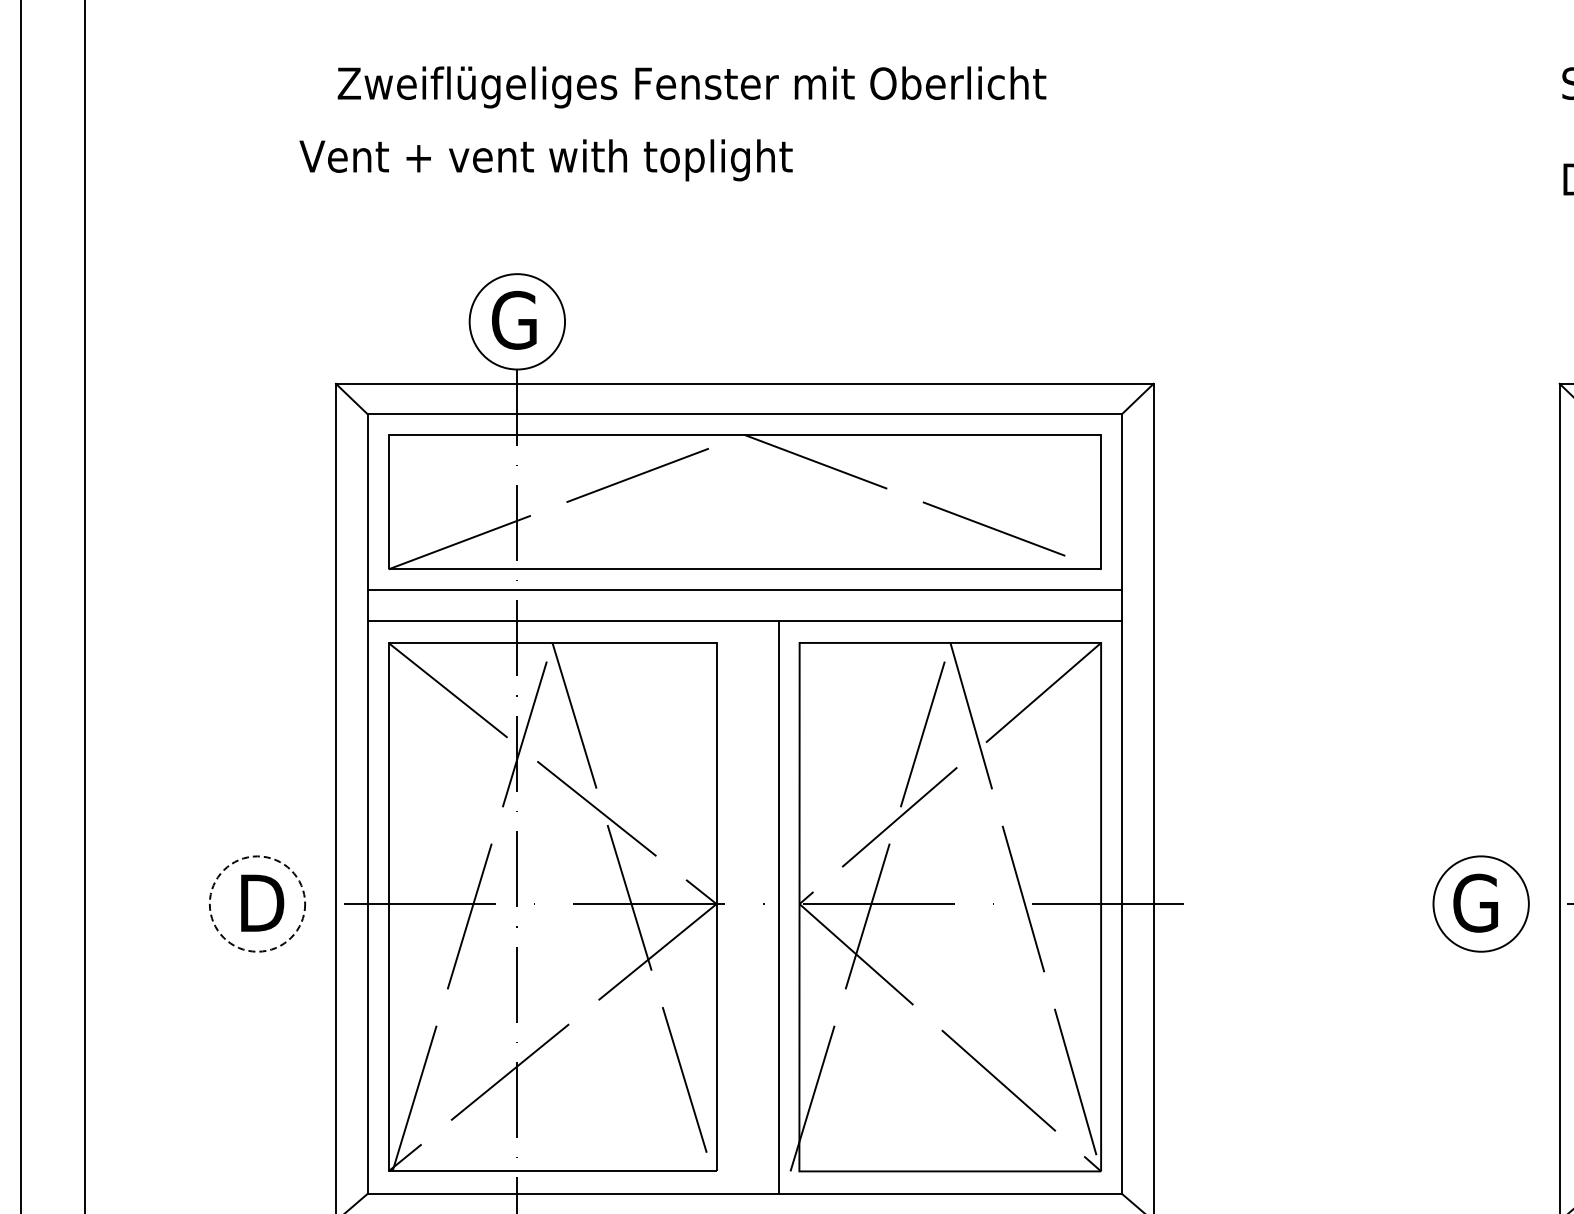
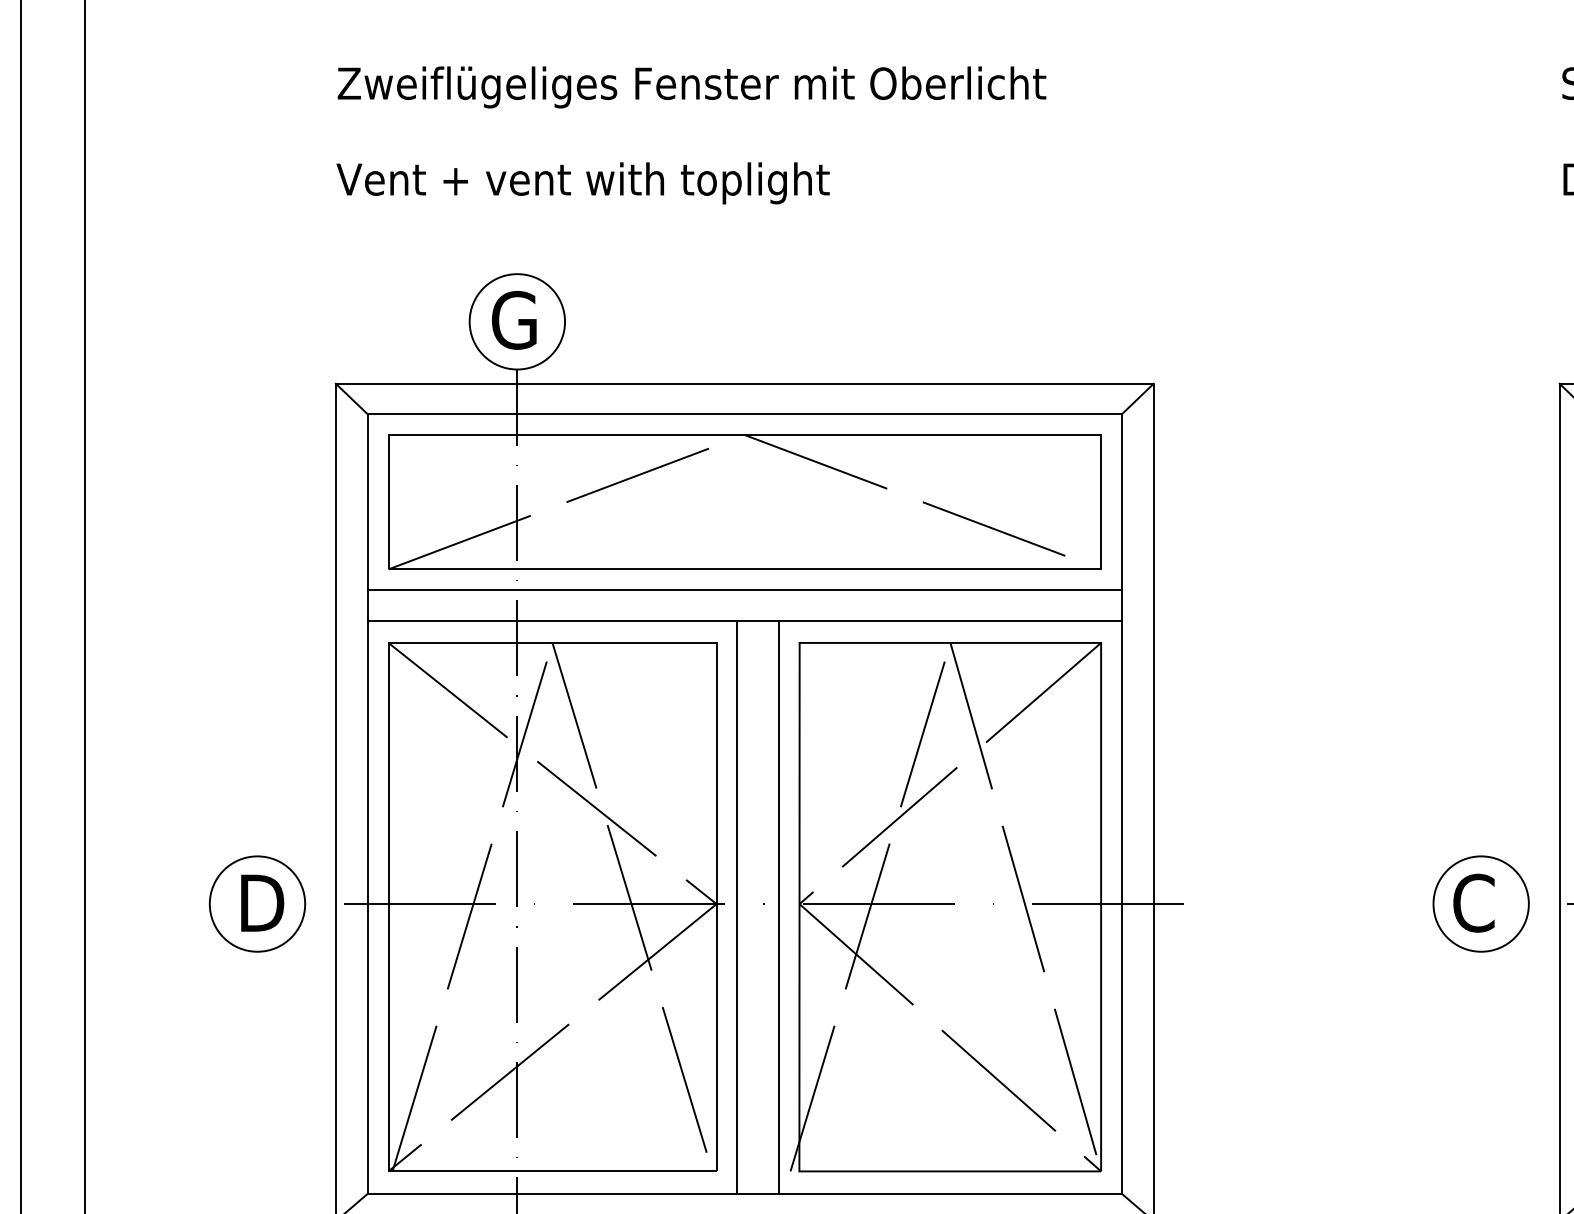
text position: (545, 160) -> (582, 183) (582, 183)
text: G -> C (1483, 902)
circle: dashed -> solid (257, 903)
line: none -> present (737, 906)
